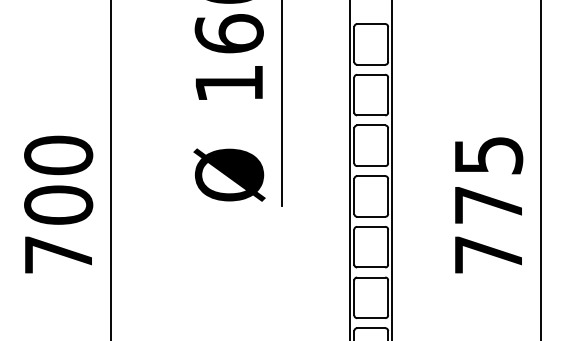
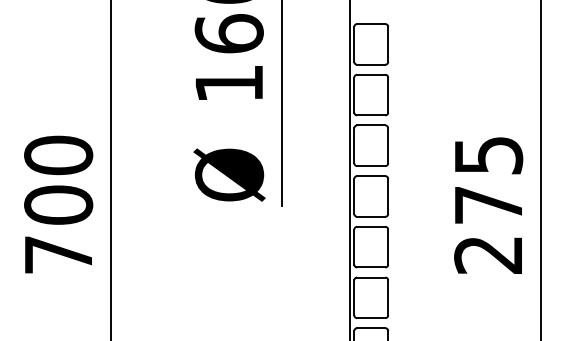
line: present -> none (392, 169)
text: 775 -> 275 (487, 254)
